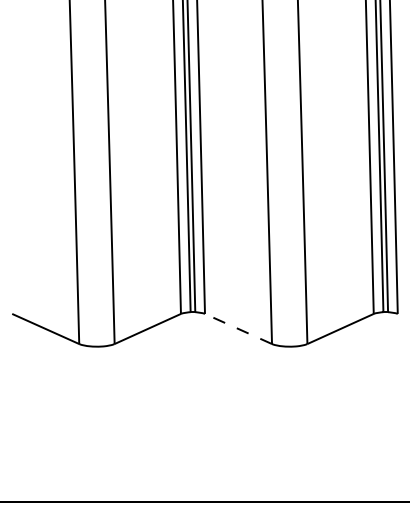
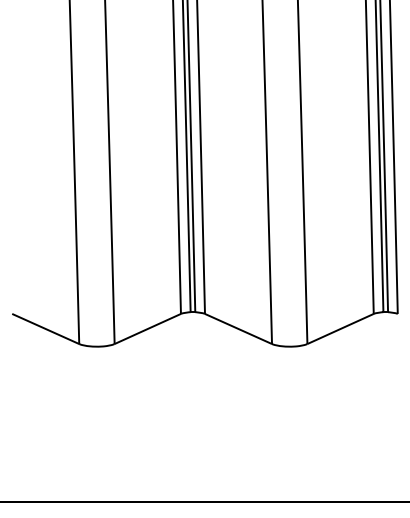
line: dashed -> solid (238, 328)
